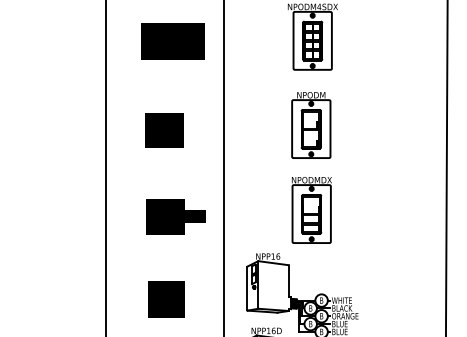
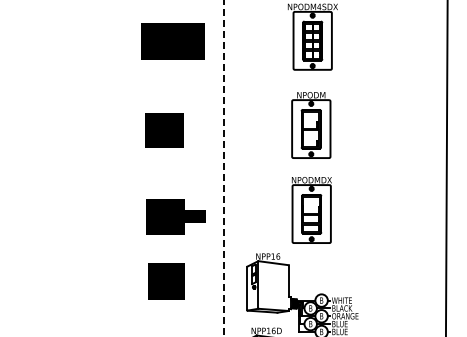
line: present -> none (106, 167)
line: solid -> dashed (223, 169)
text position: (166, 299) -> (166, 281) (166, 281)
